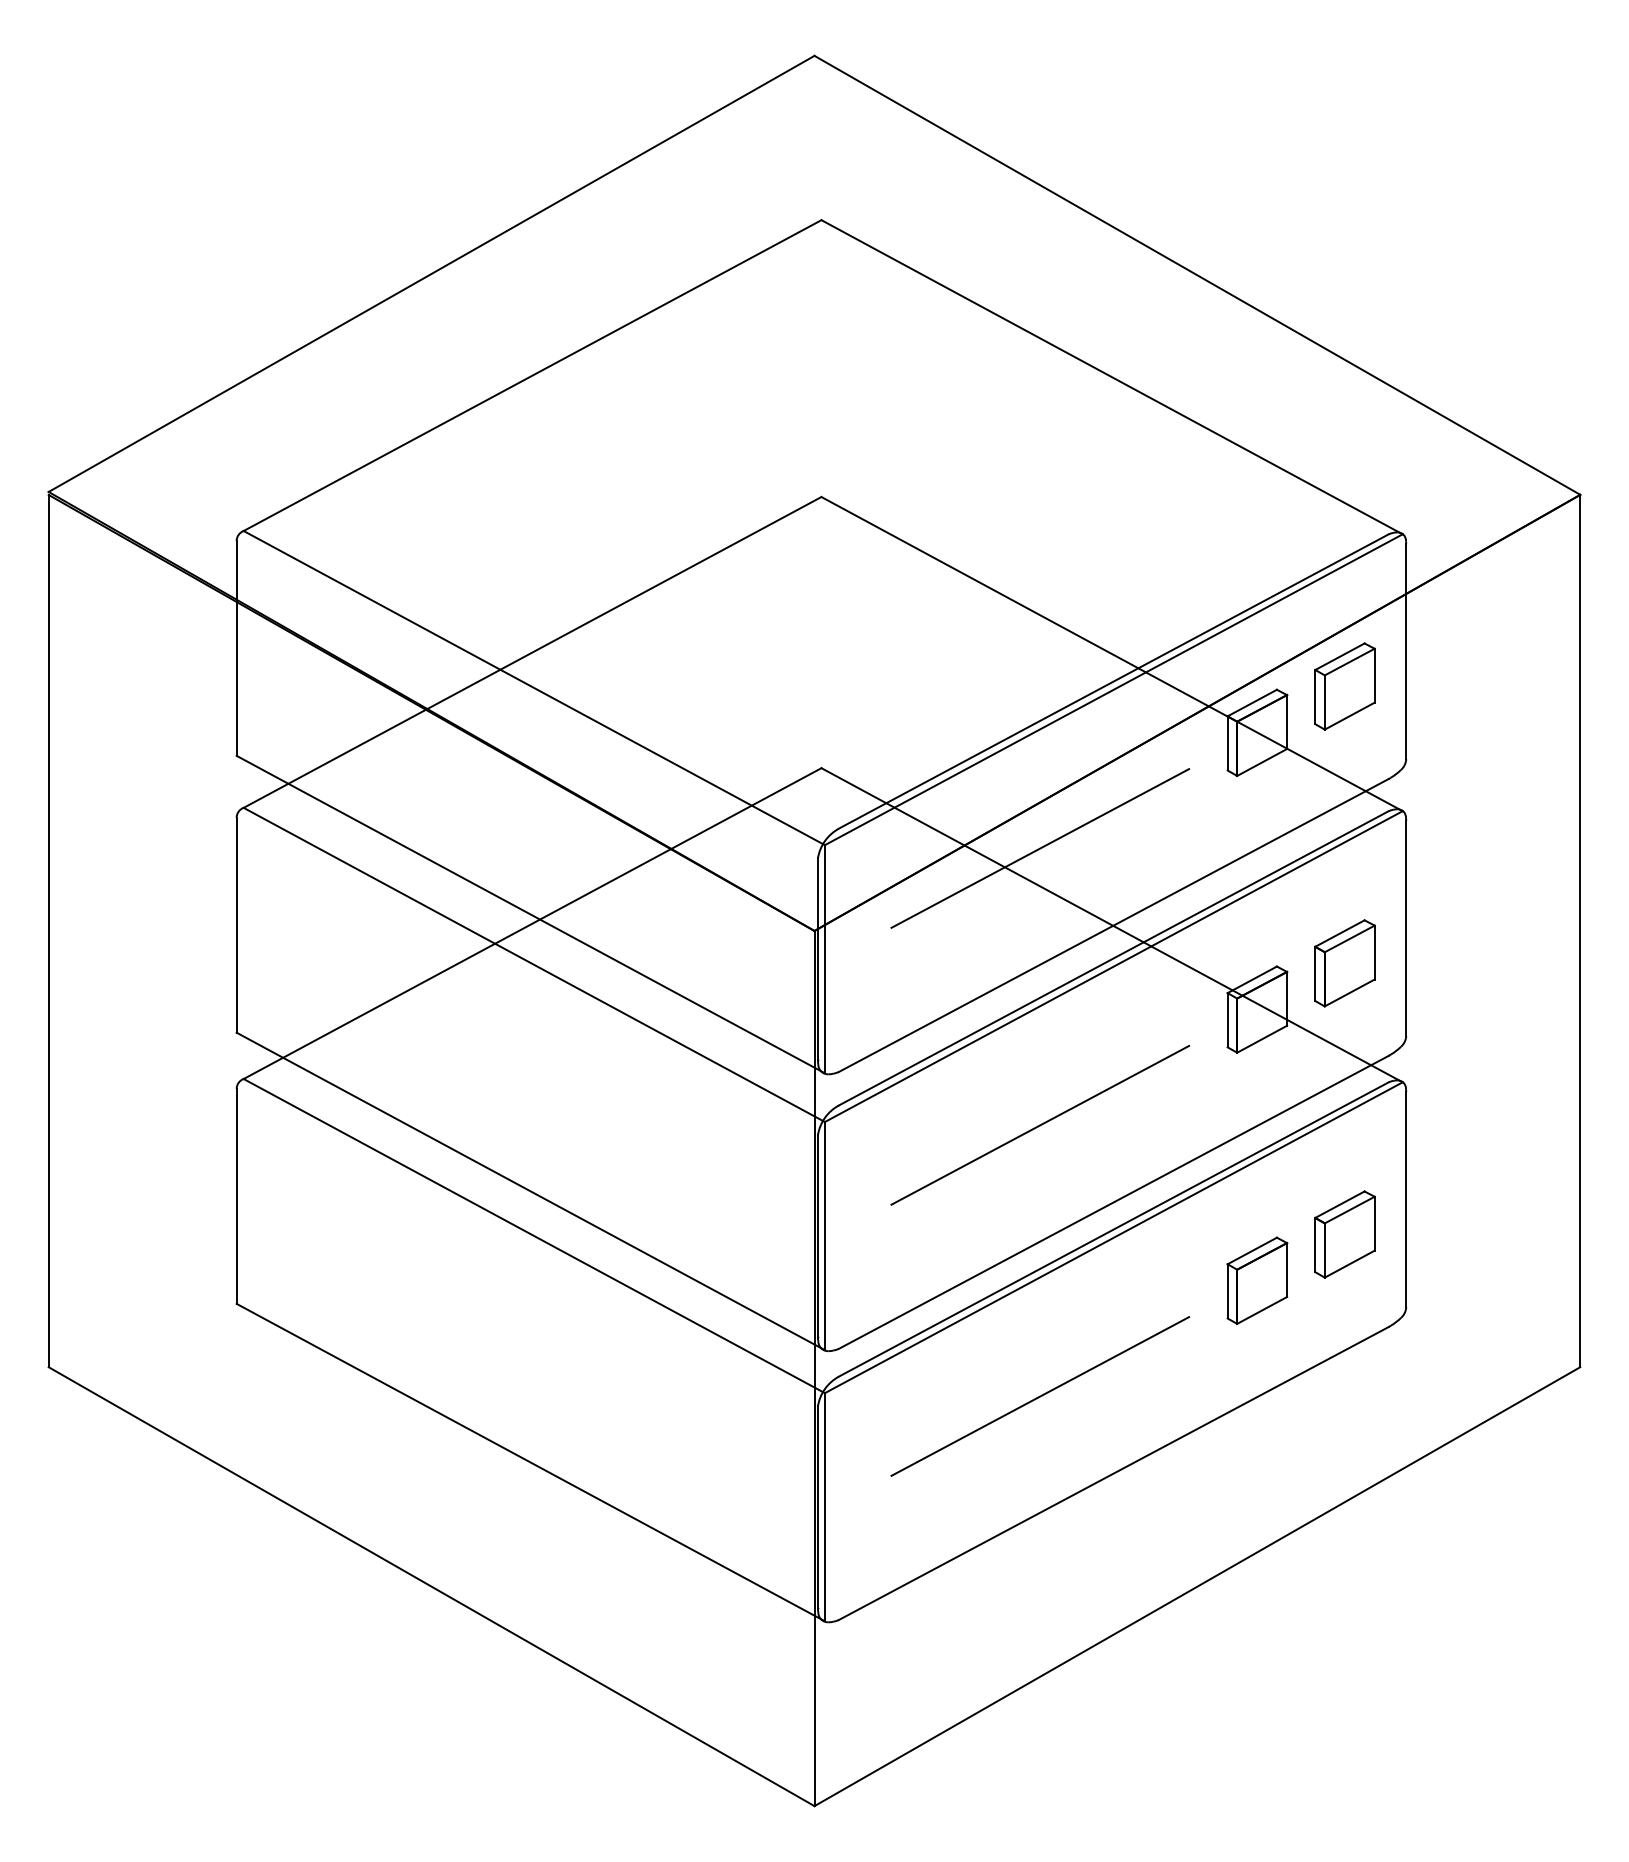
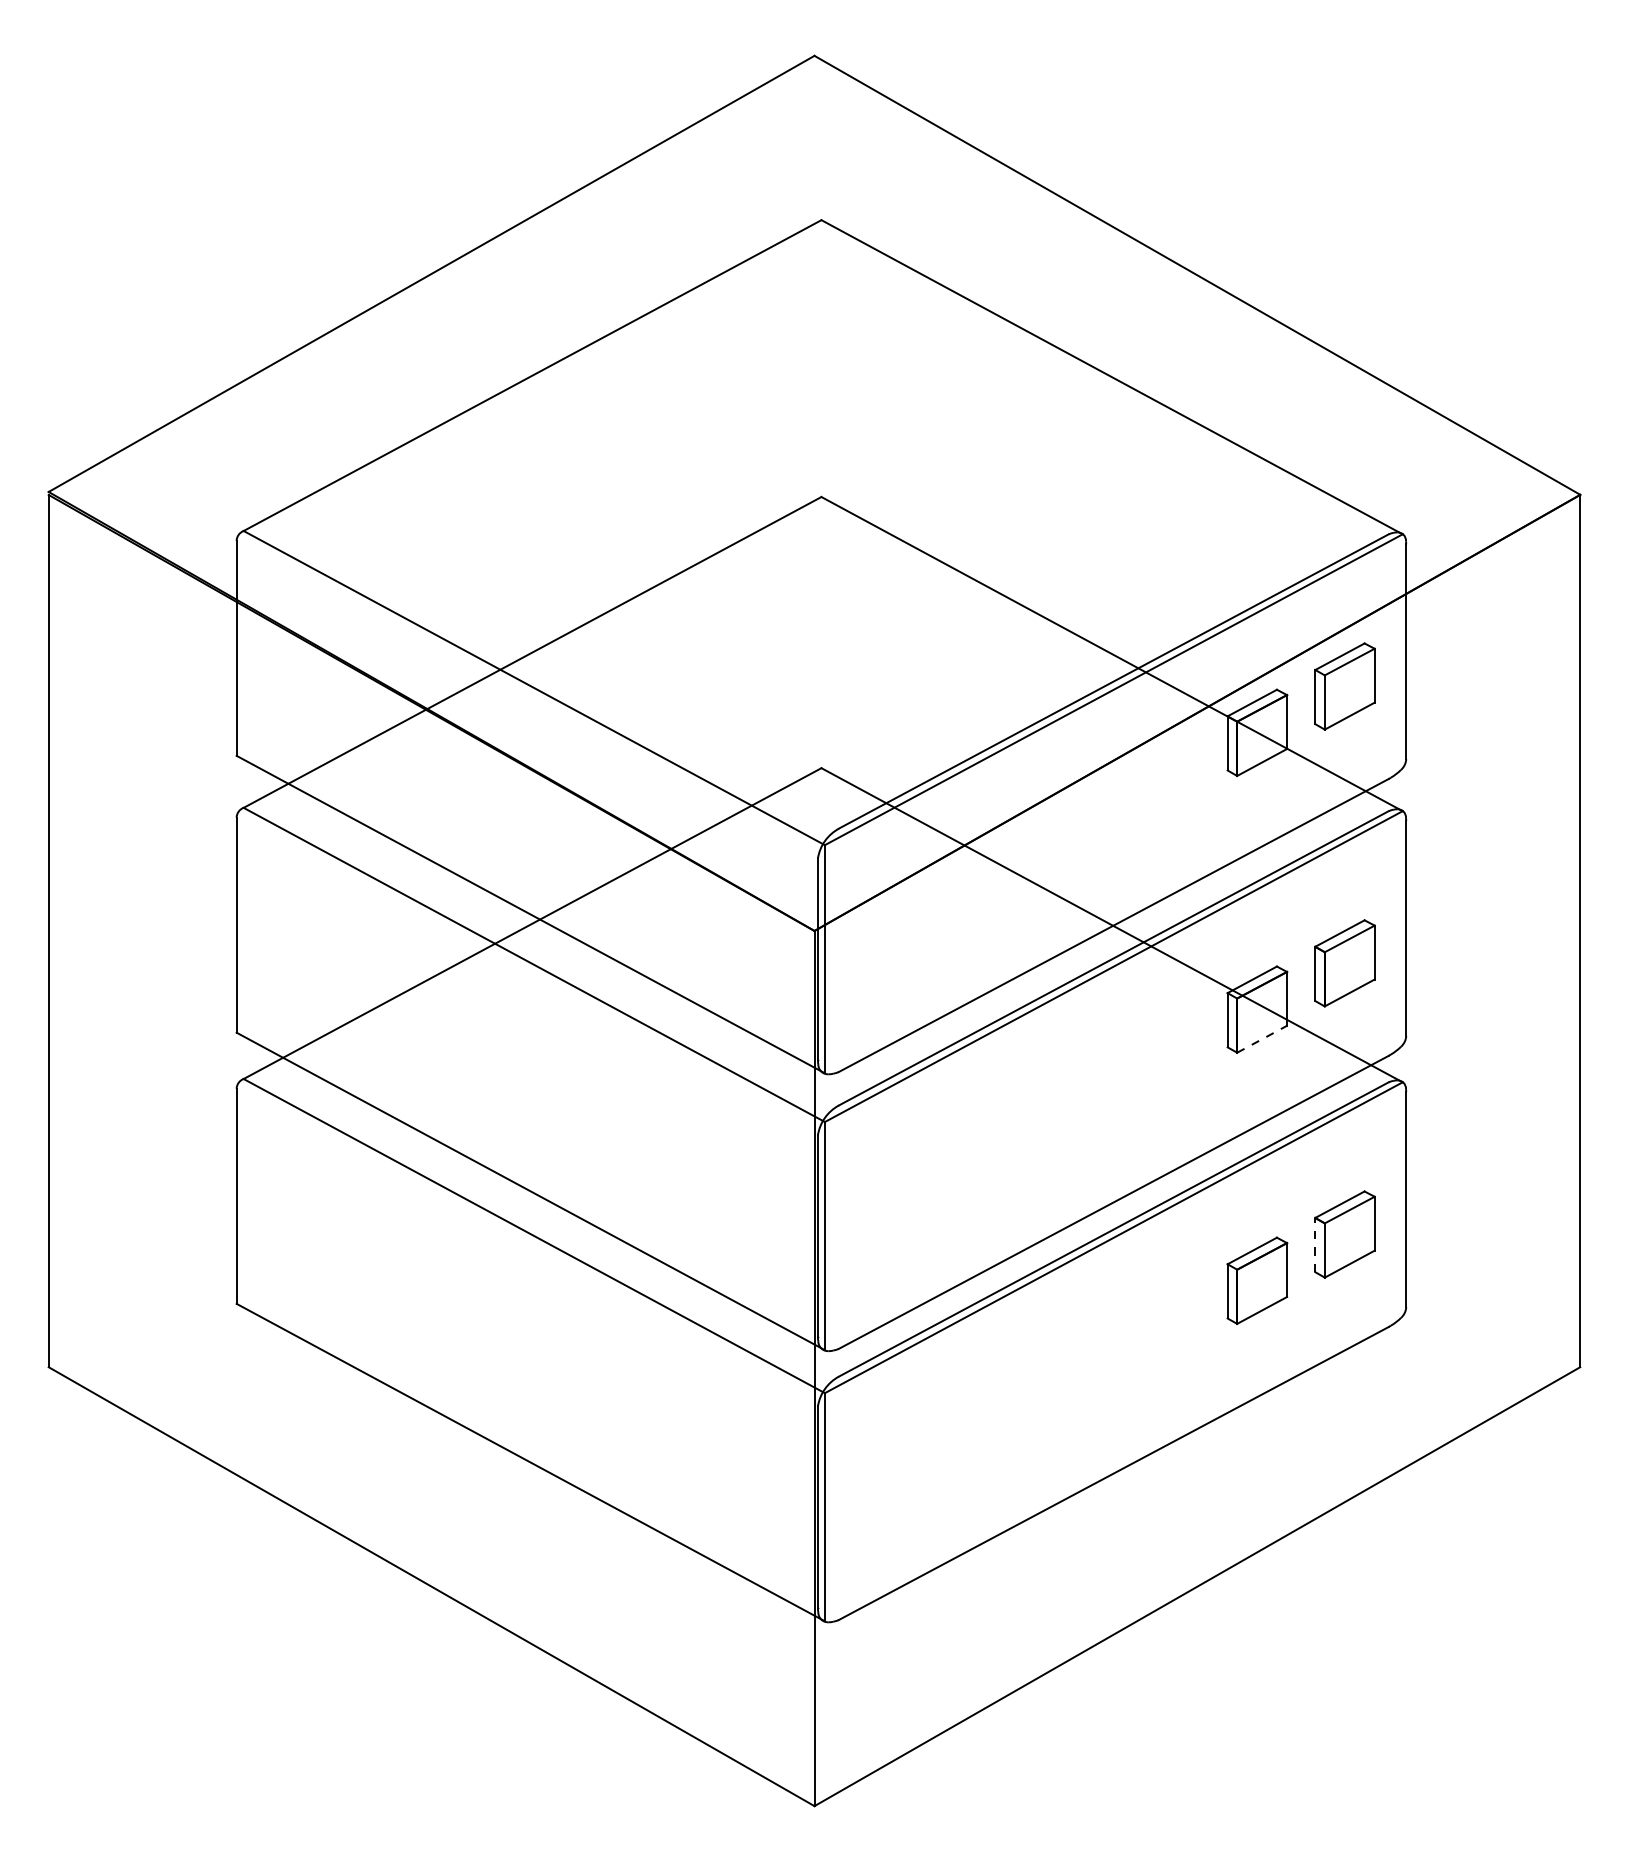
line: present -> none (1040, 848)
line: solid -> dashed (1262, 1039)
line: present -> none (1040, 1124)
line: solid -> dashed (1315, 1244)
line: present -> none (1040, 1396)
